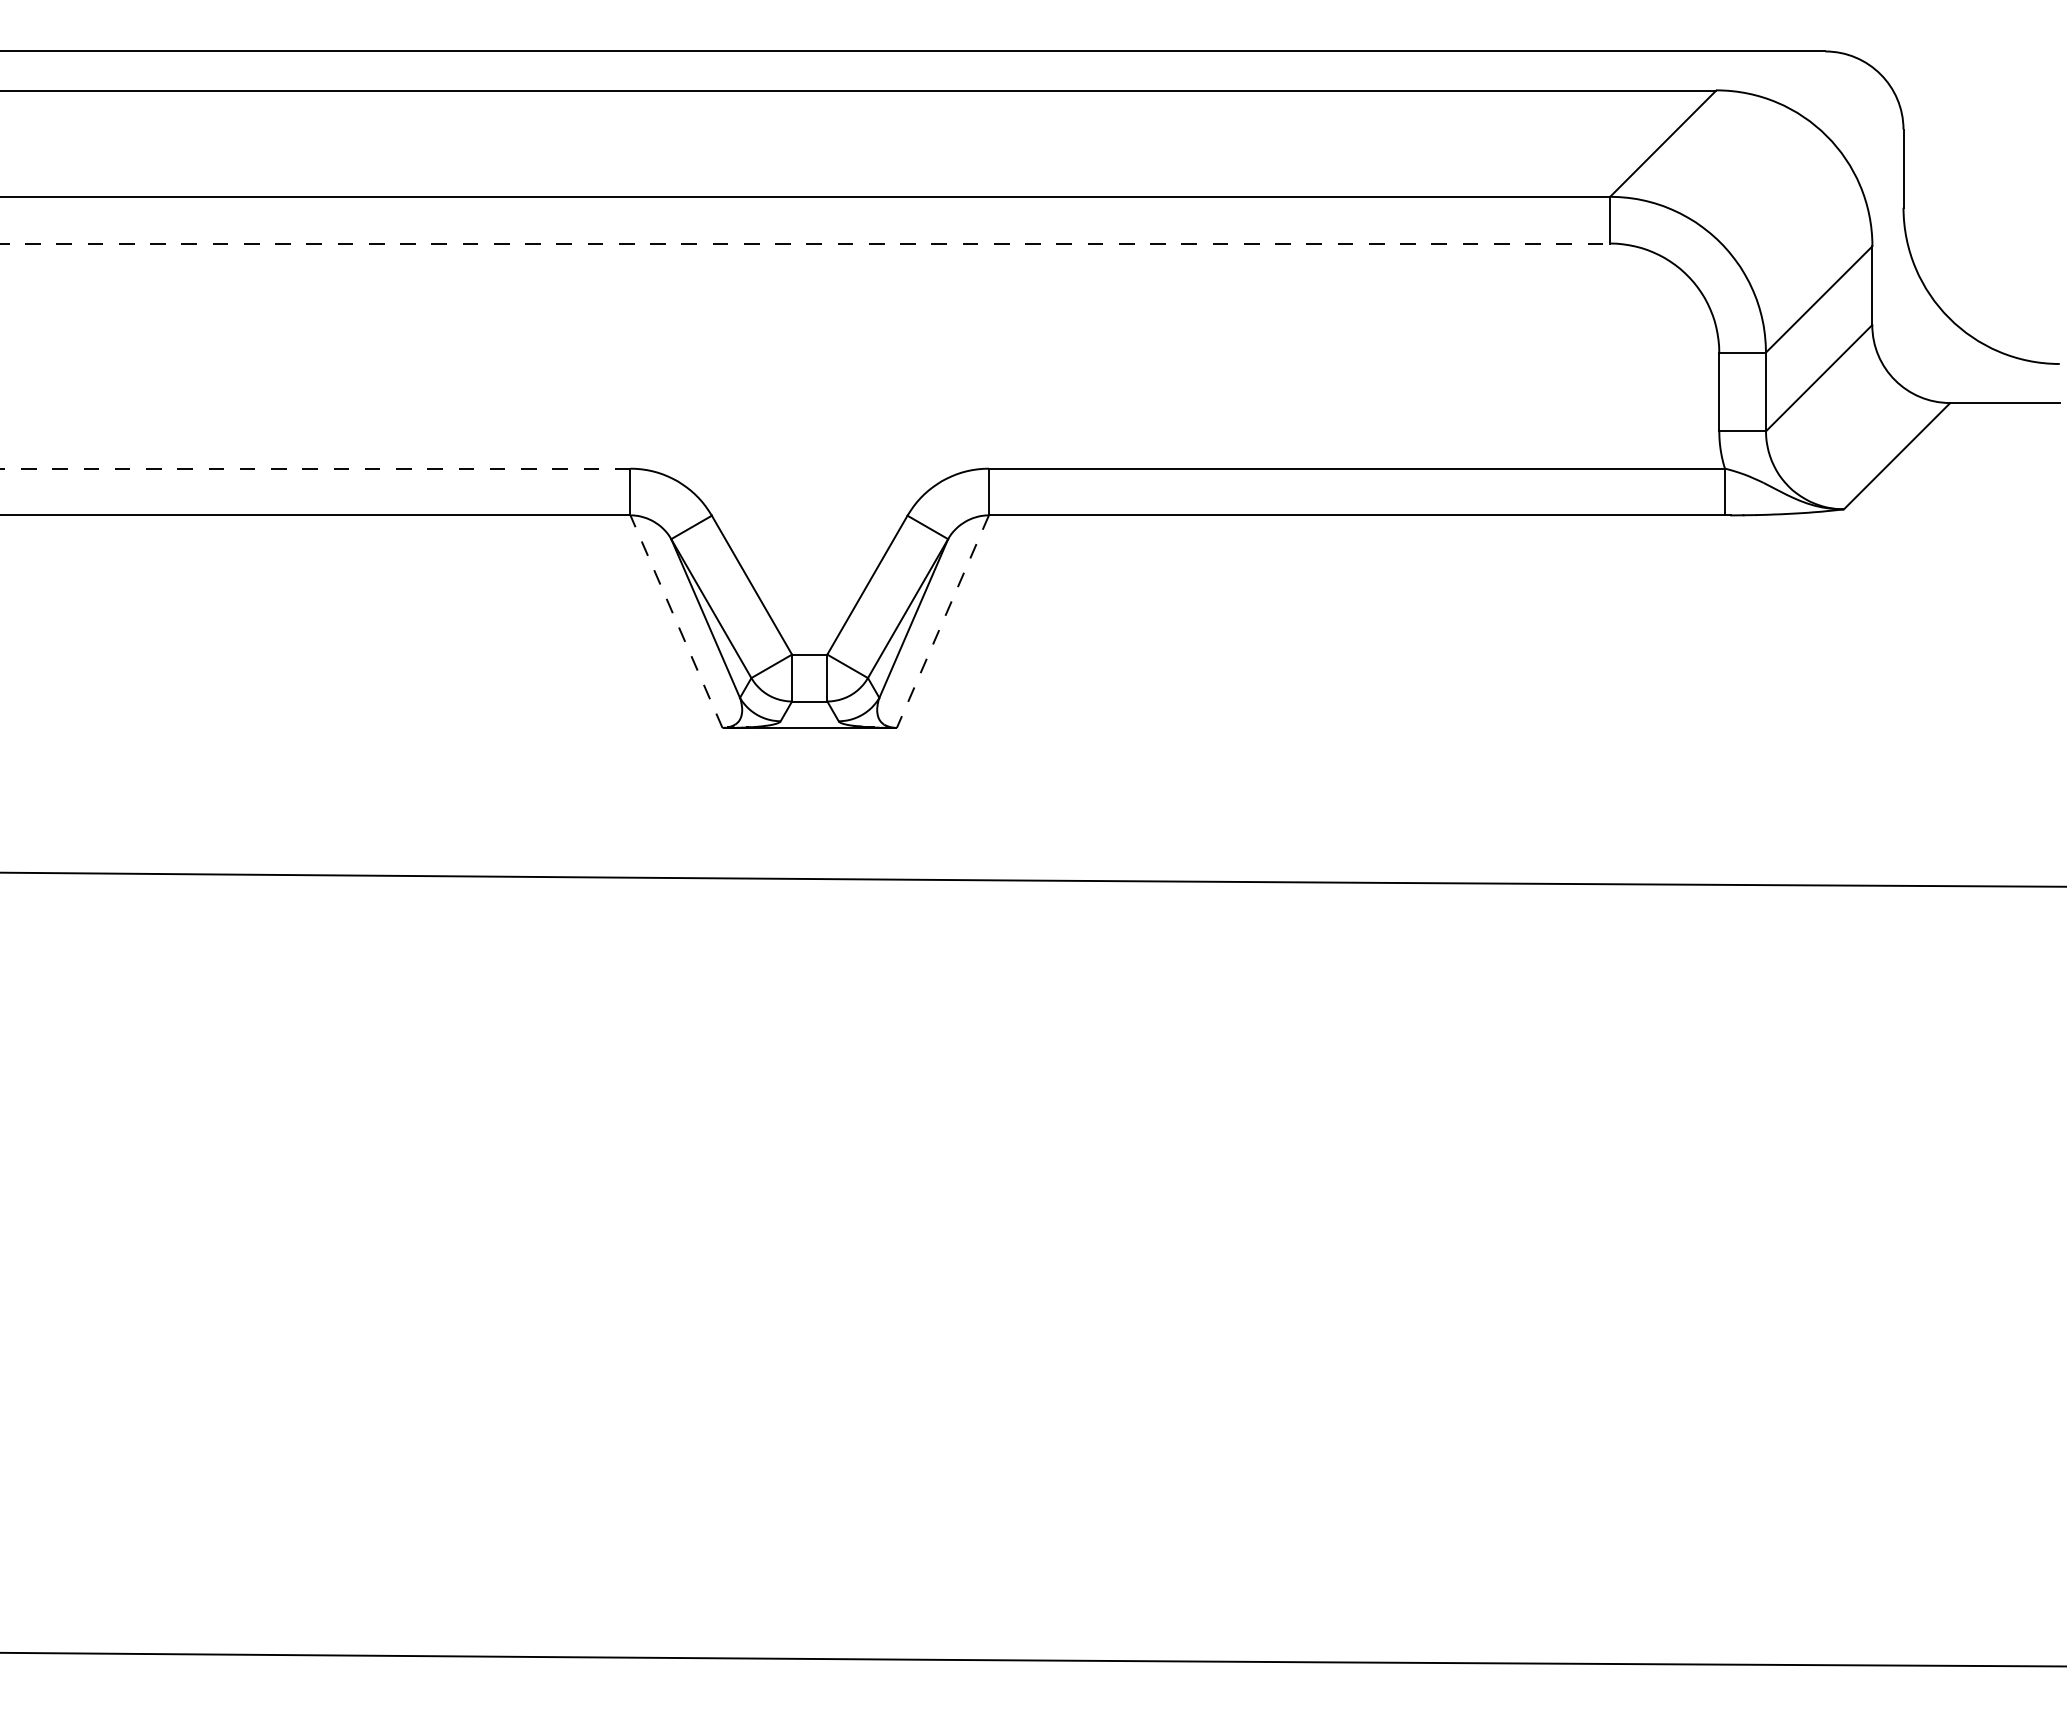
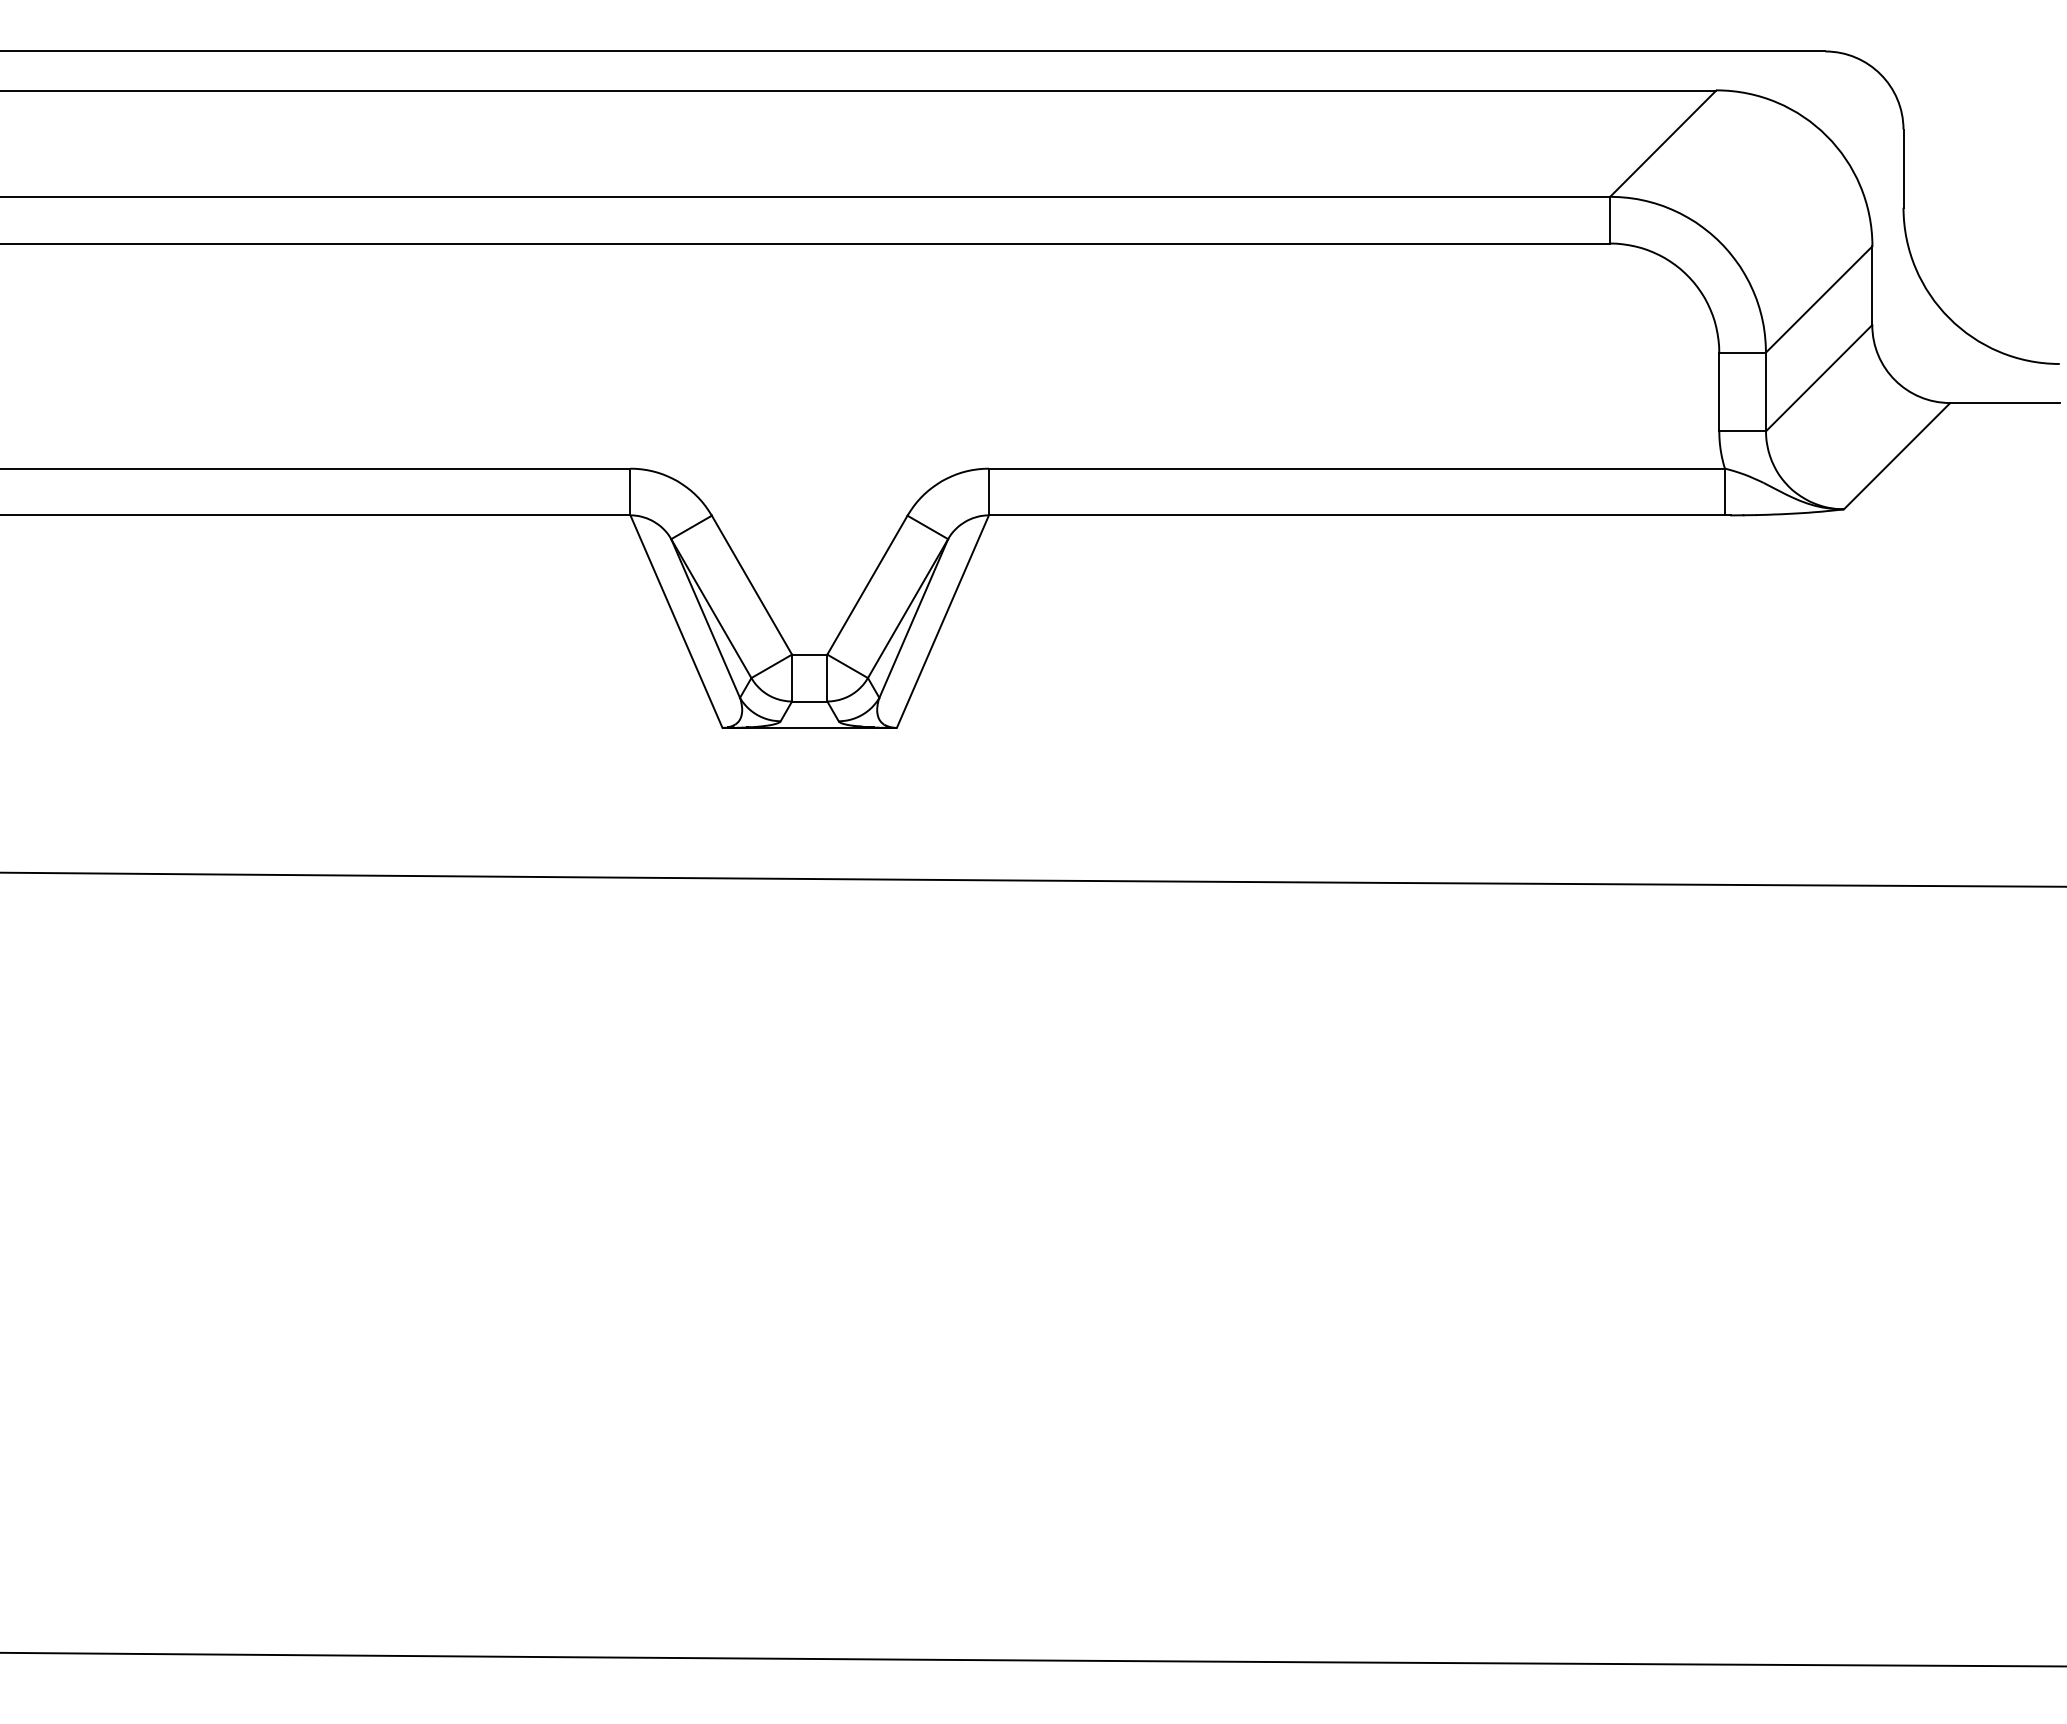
line: dashed -> solid (805, 243)
line: dashed -> solid (315, 468)
line: dashed -> solid (676, 621)
line: dashed -> solid (942, 621)
